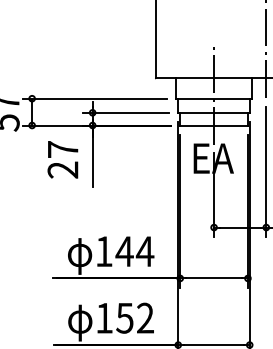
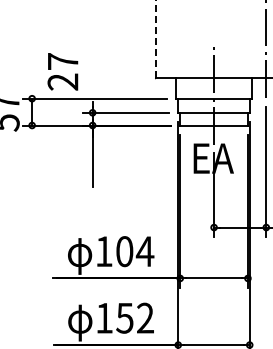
line: solid -> dashed (155, 39)
text position: (62, 159) -> (62, 71) (62, 71)
text: 144 -> 104 (124, 251)
